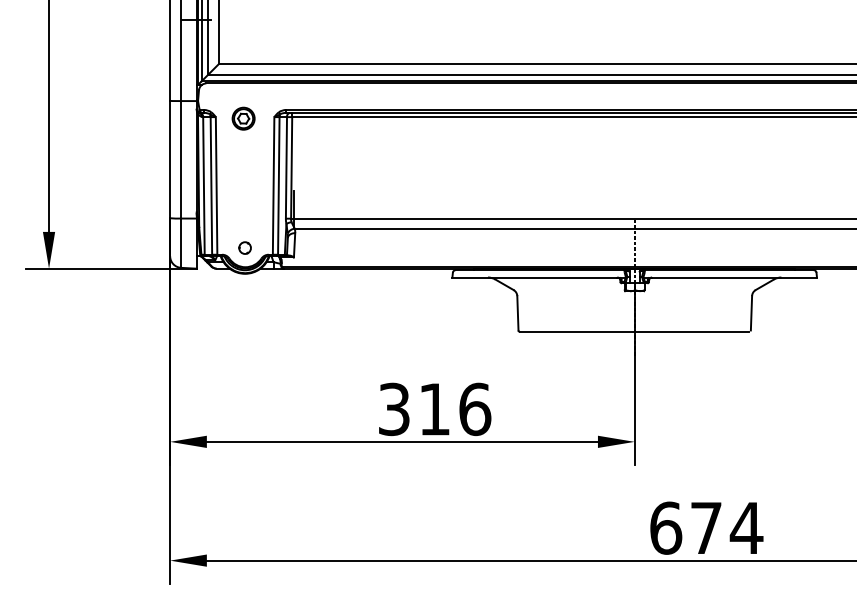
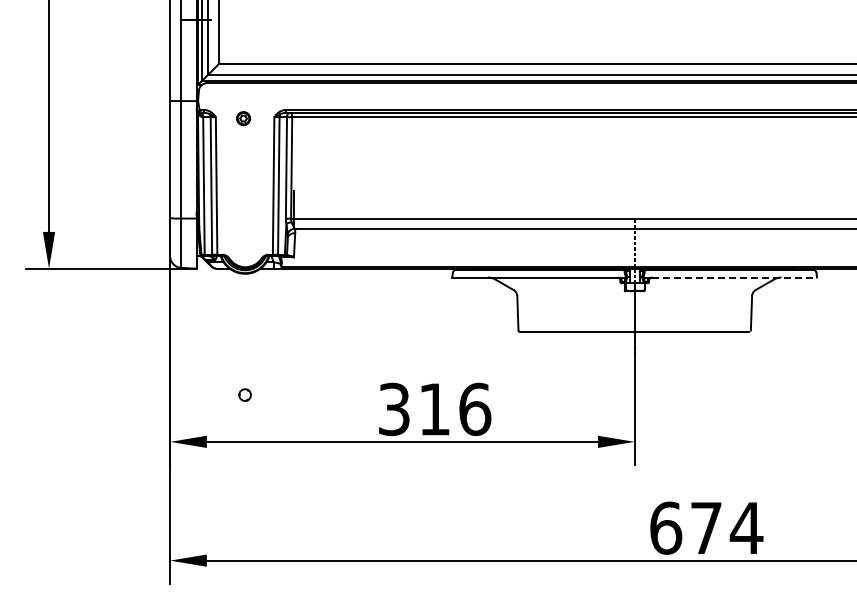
part size: 25x25 px -> 16x16 px (243, 118)
circle position: (244, 247) -> (244, 394) (244, 394)
line: solid -> dashed (735, 277)
